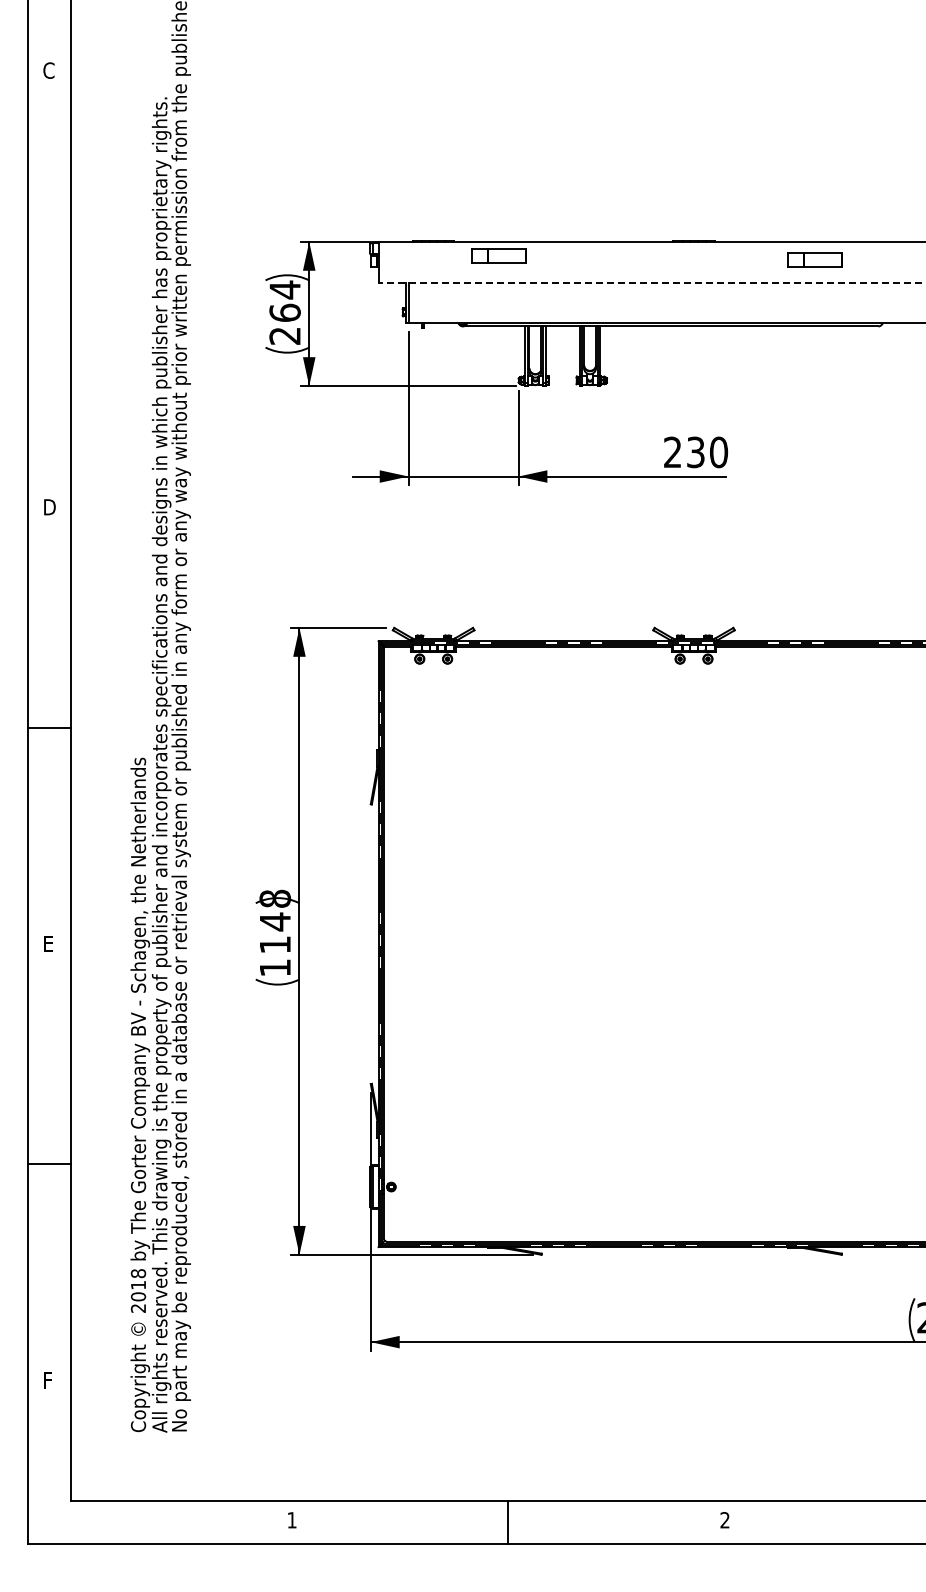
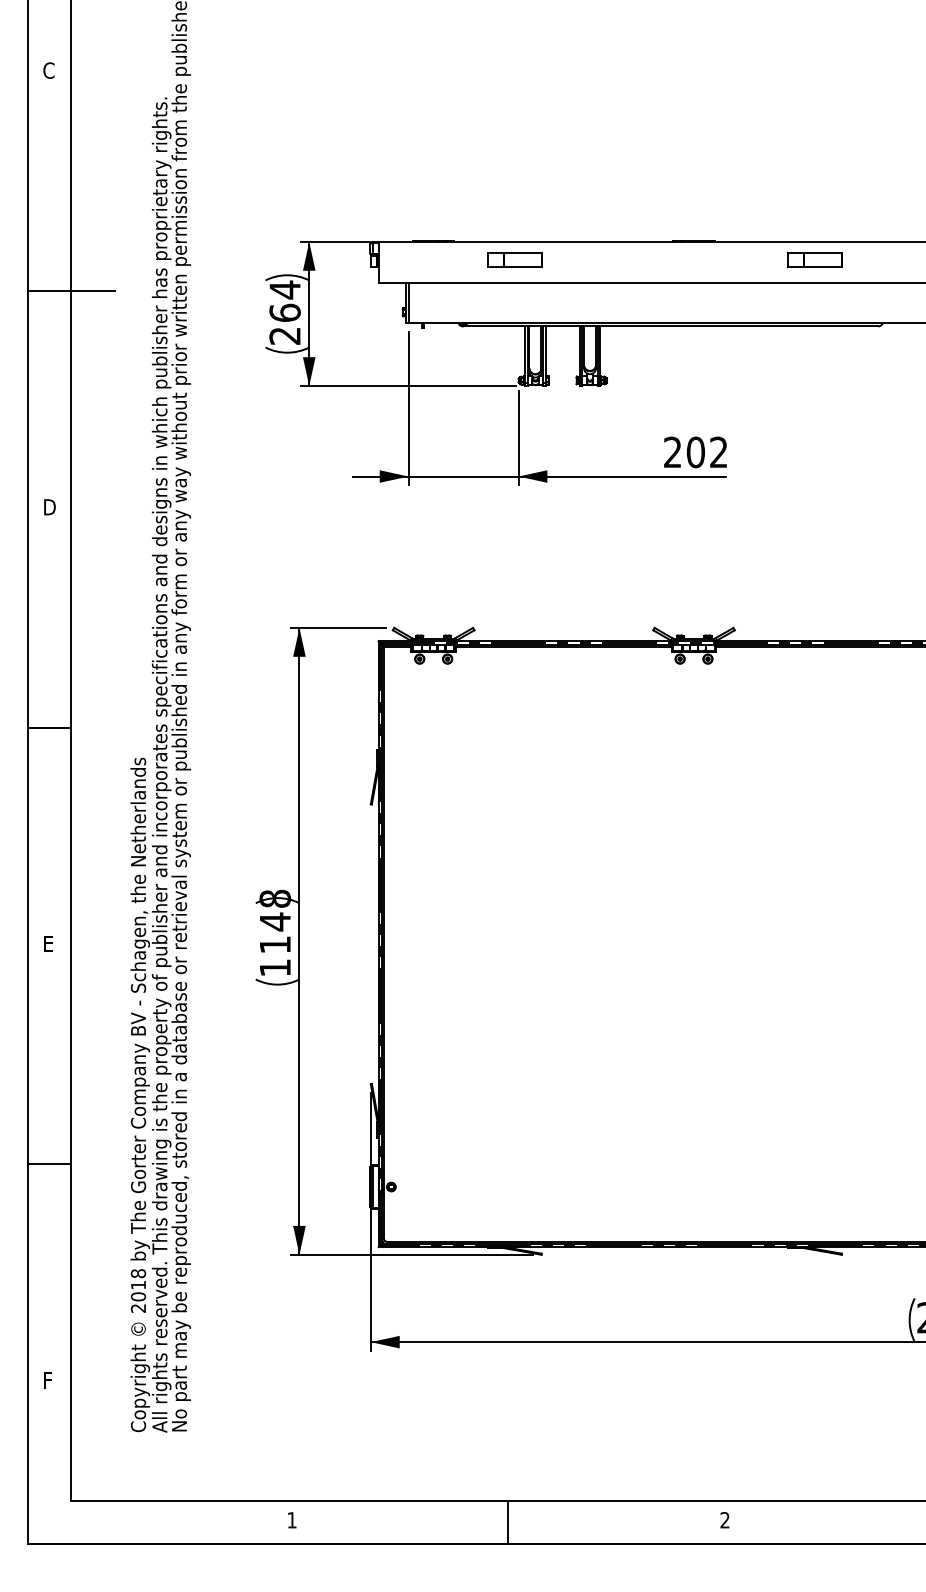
part position: (498, 255) -> (514, 259) (514, 259)
line: dashed -> solid (651, 282)
line: none -> present (71, 291)
text: 230 -> 202 (707, 452)
